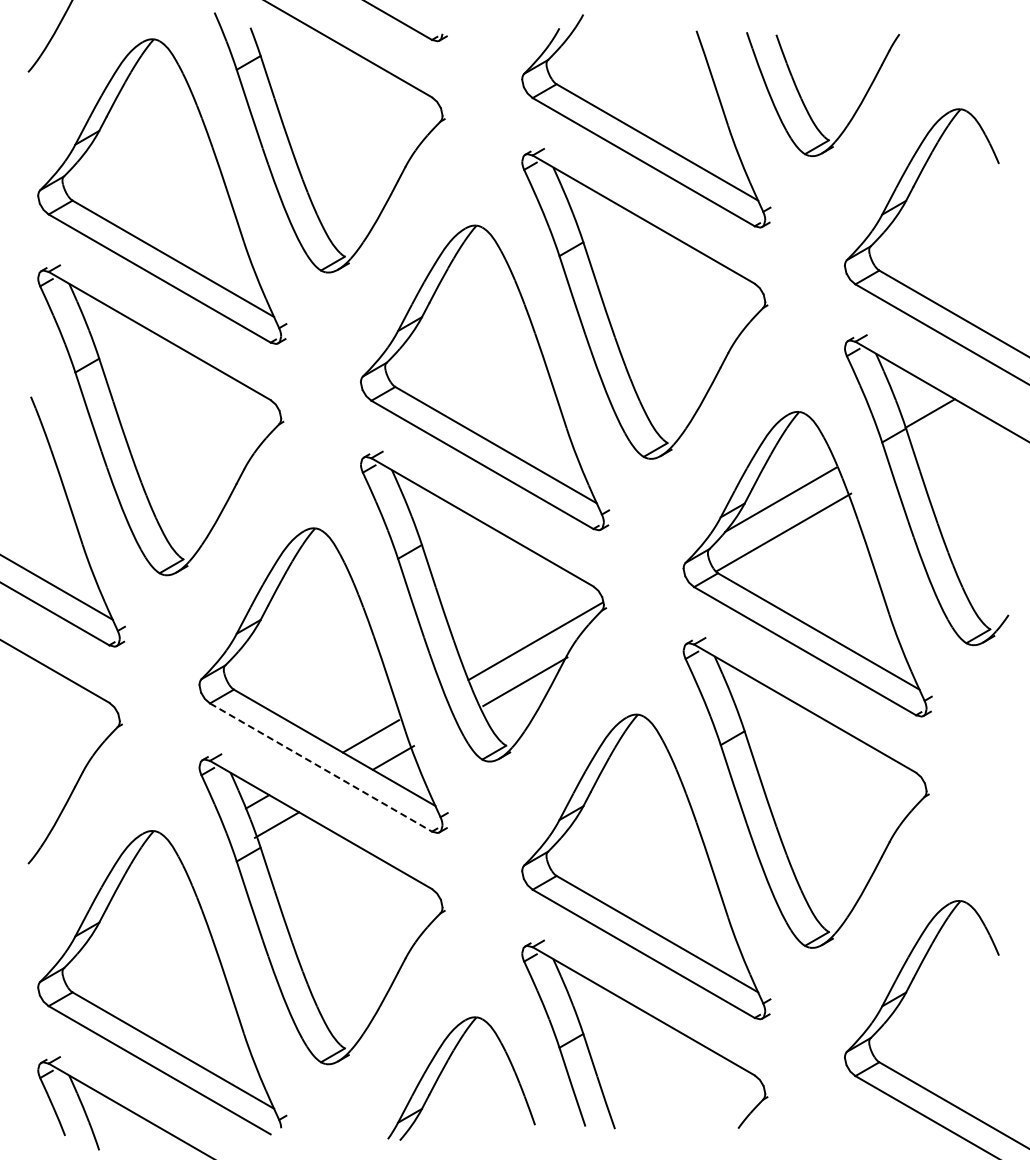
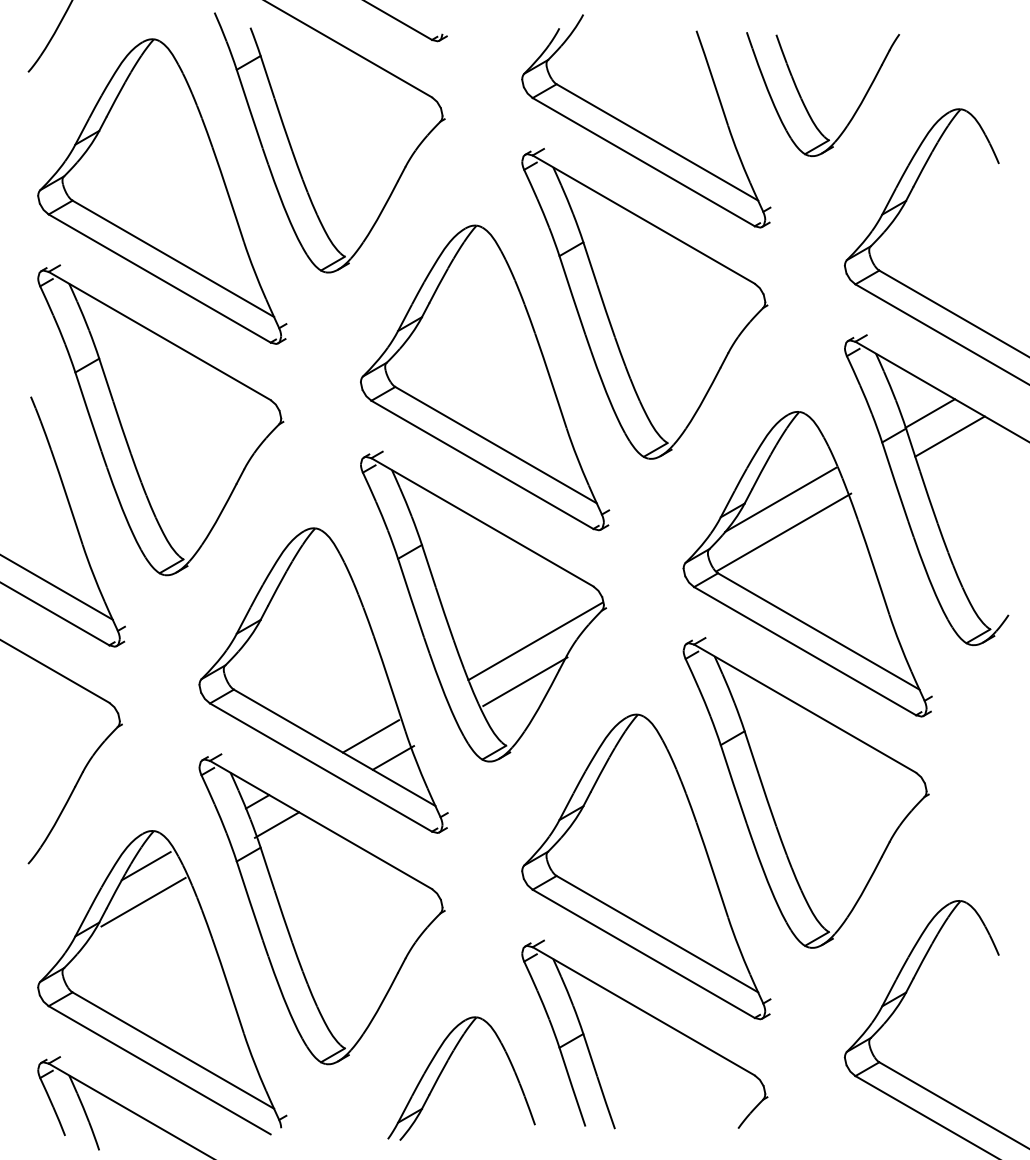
line: none -> present (949, 436)
line: dashed -> solid (321, 767)
line: none -> present (145, 866)
line: none -> present (143, 901)
